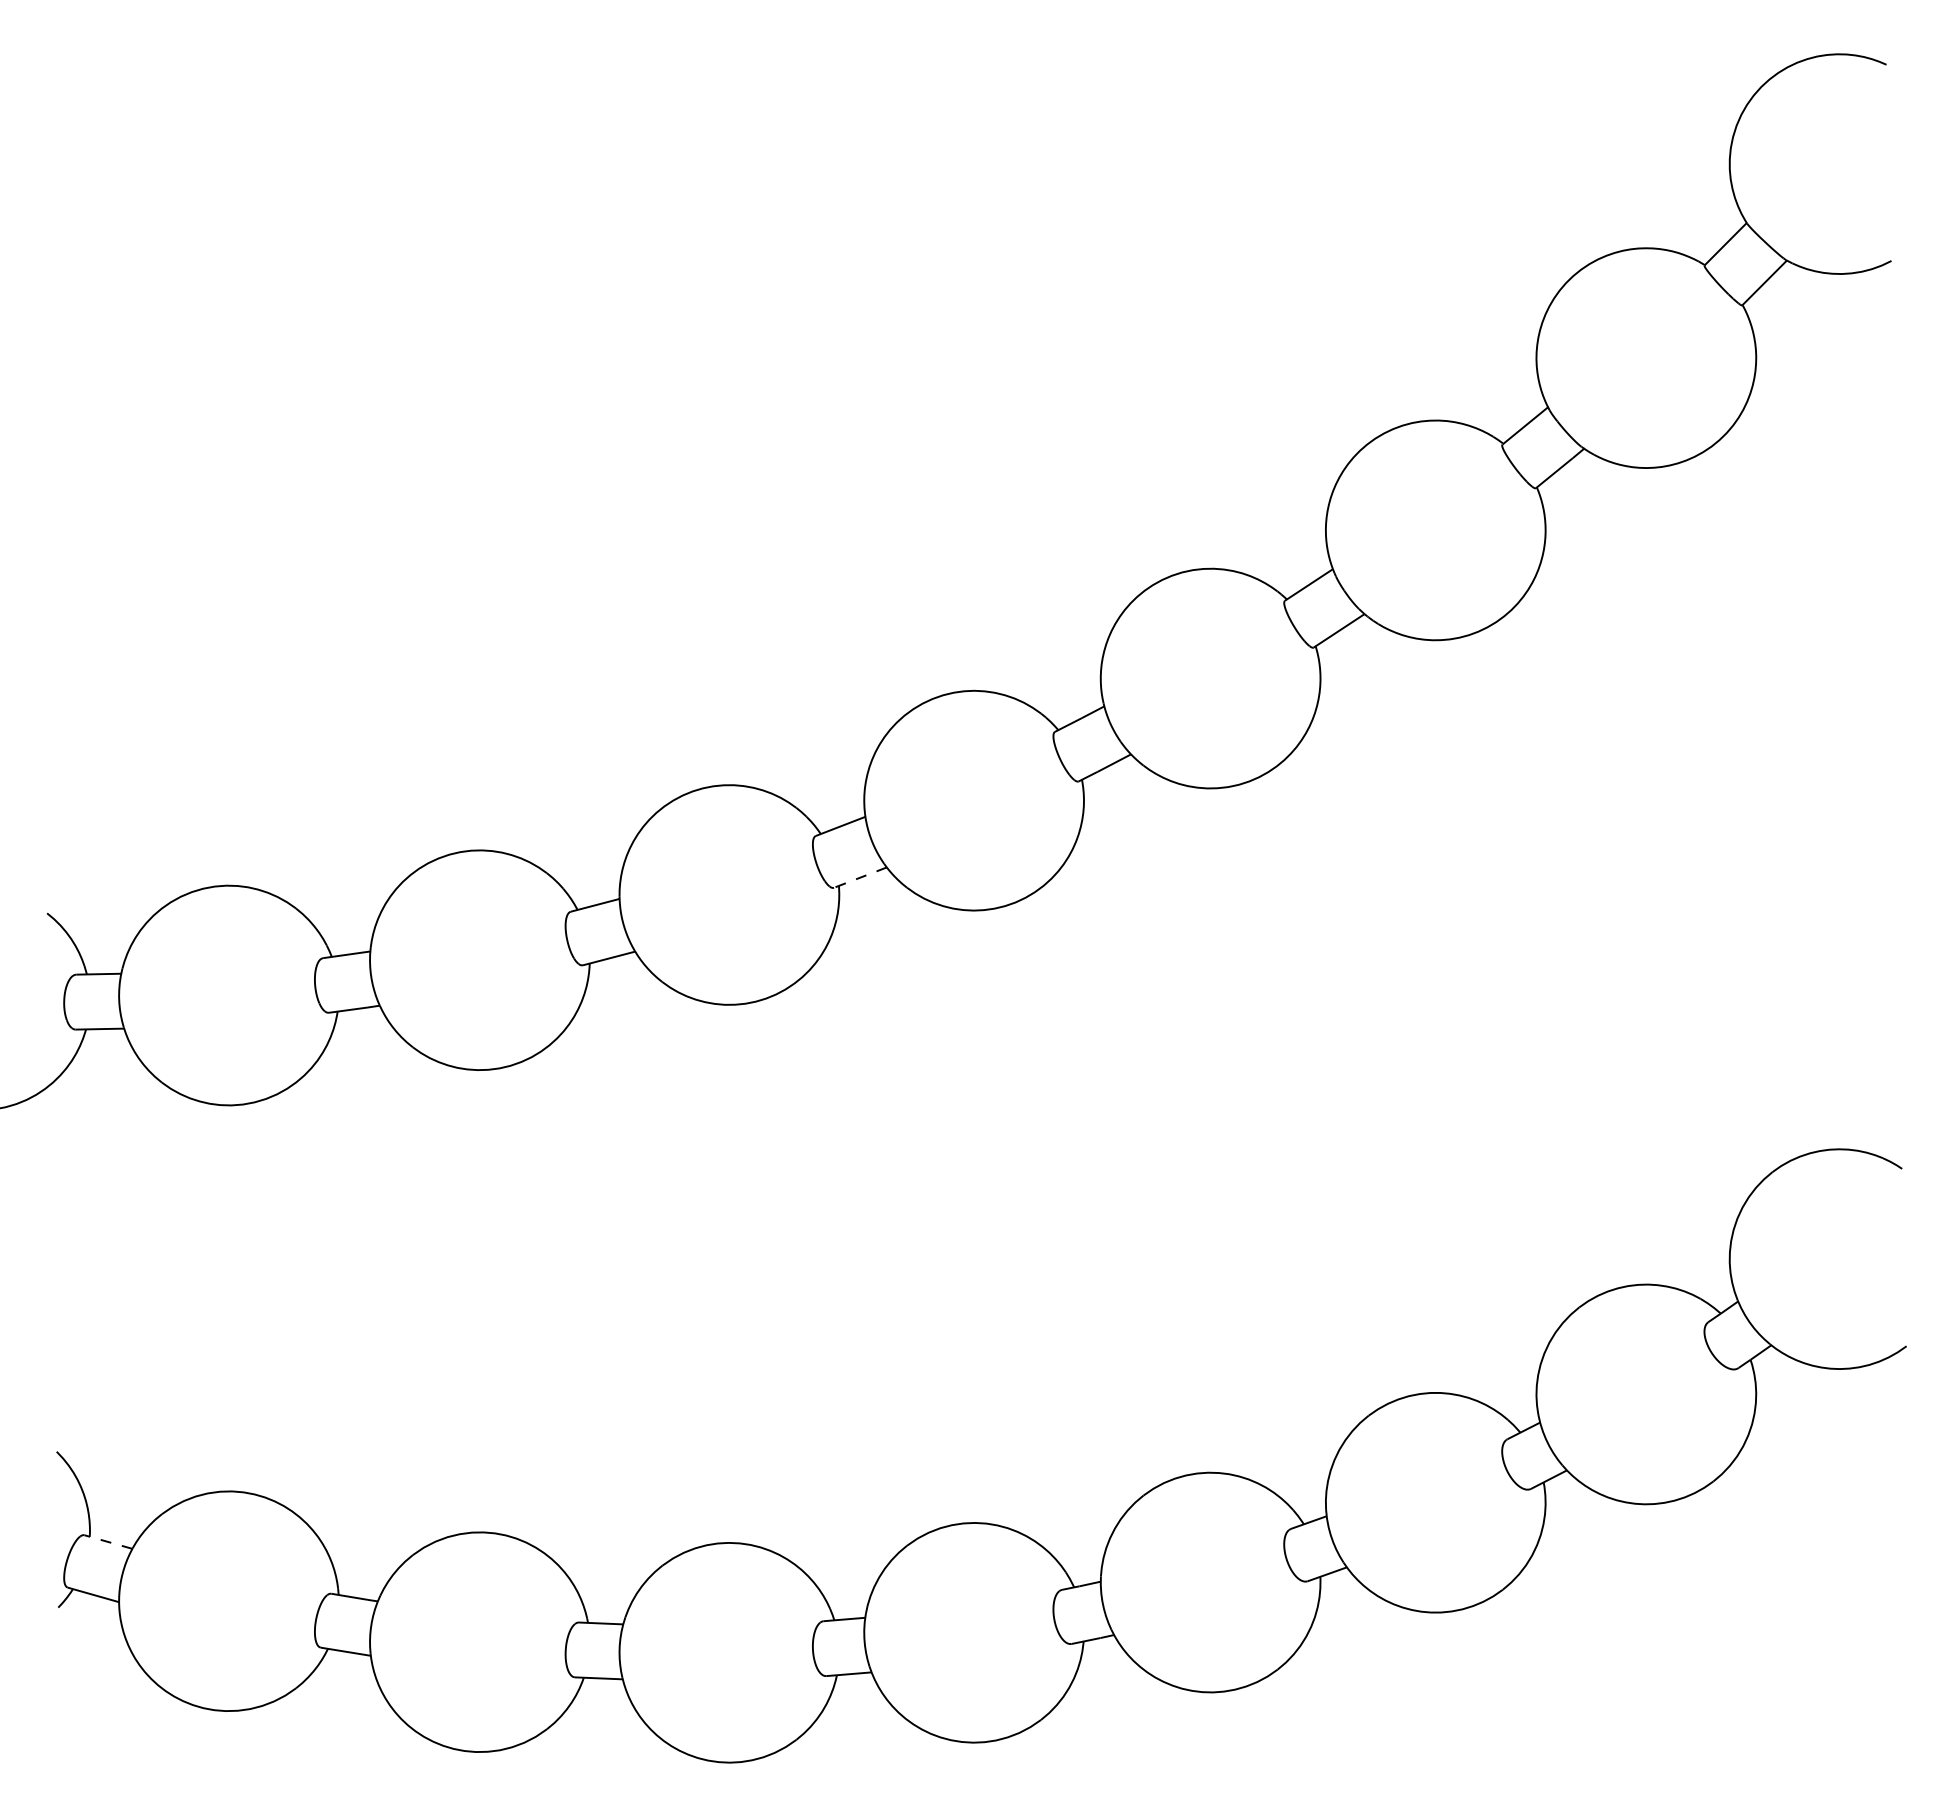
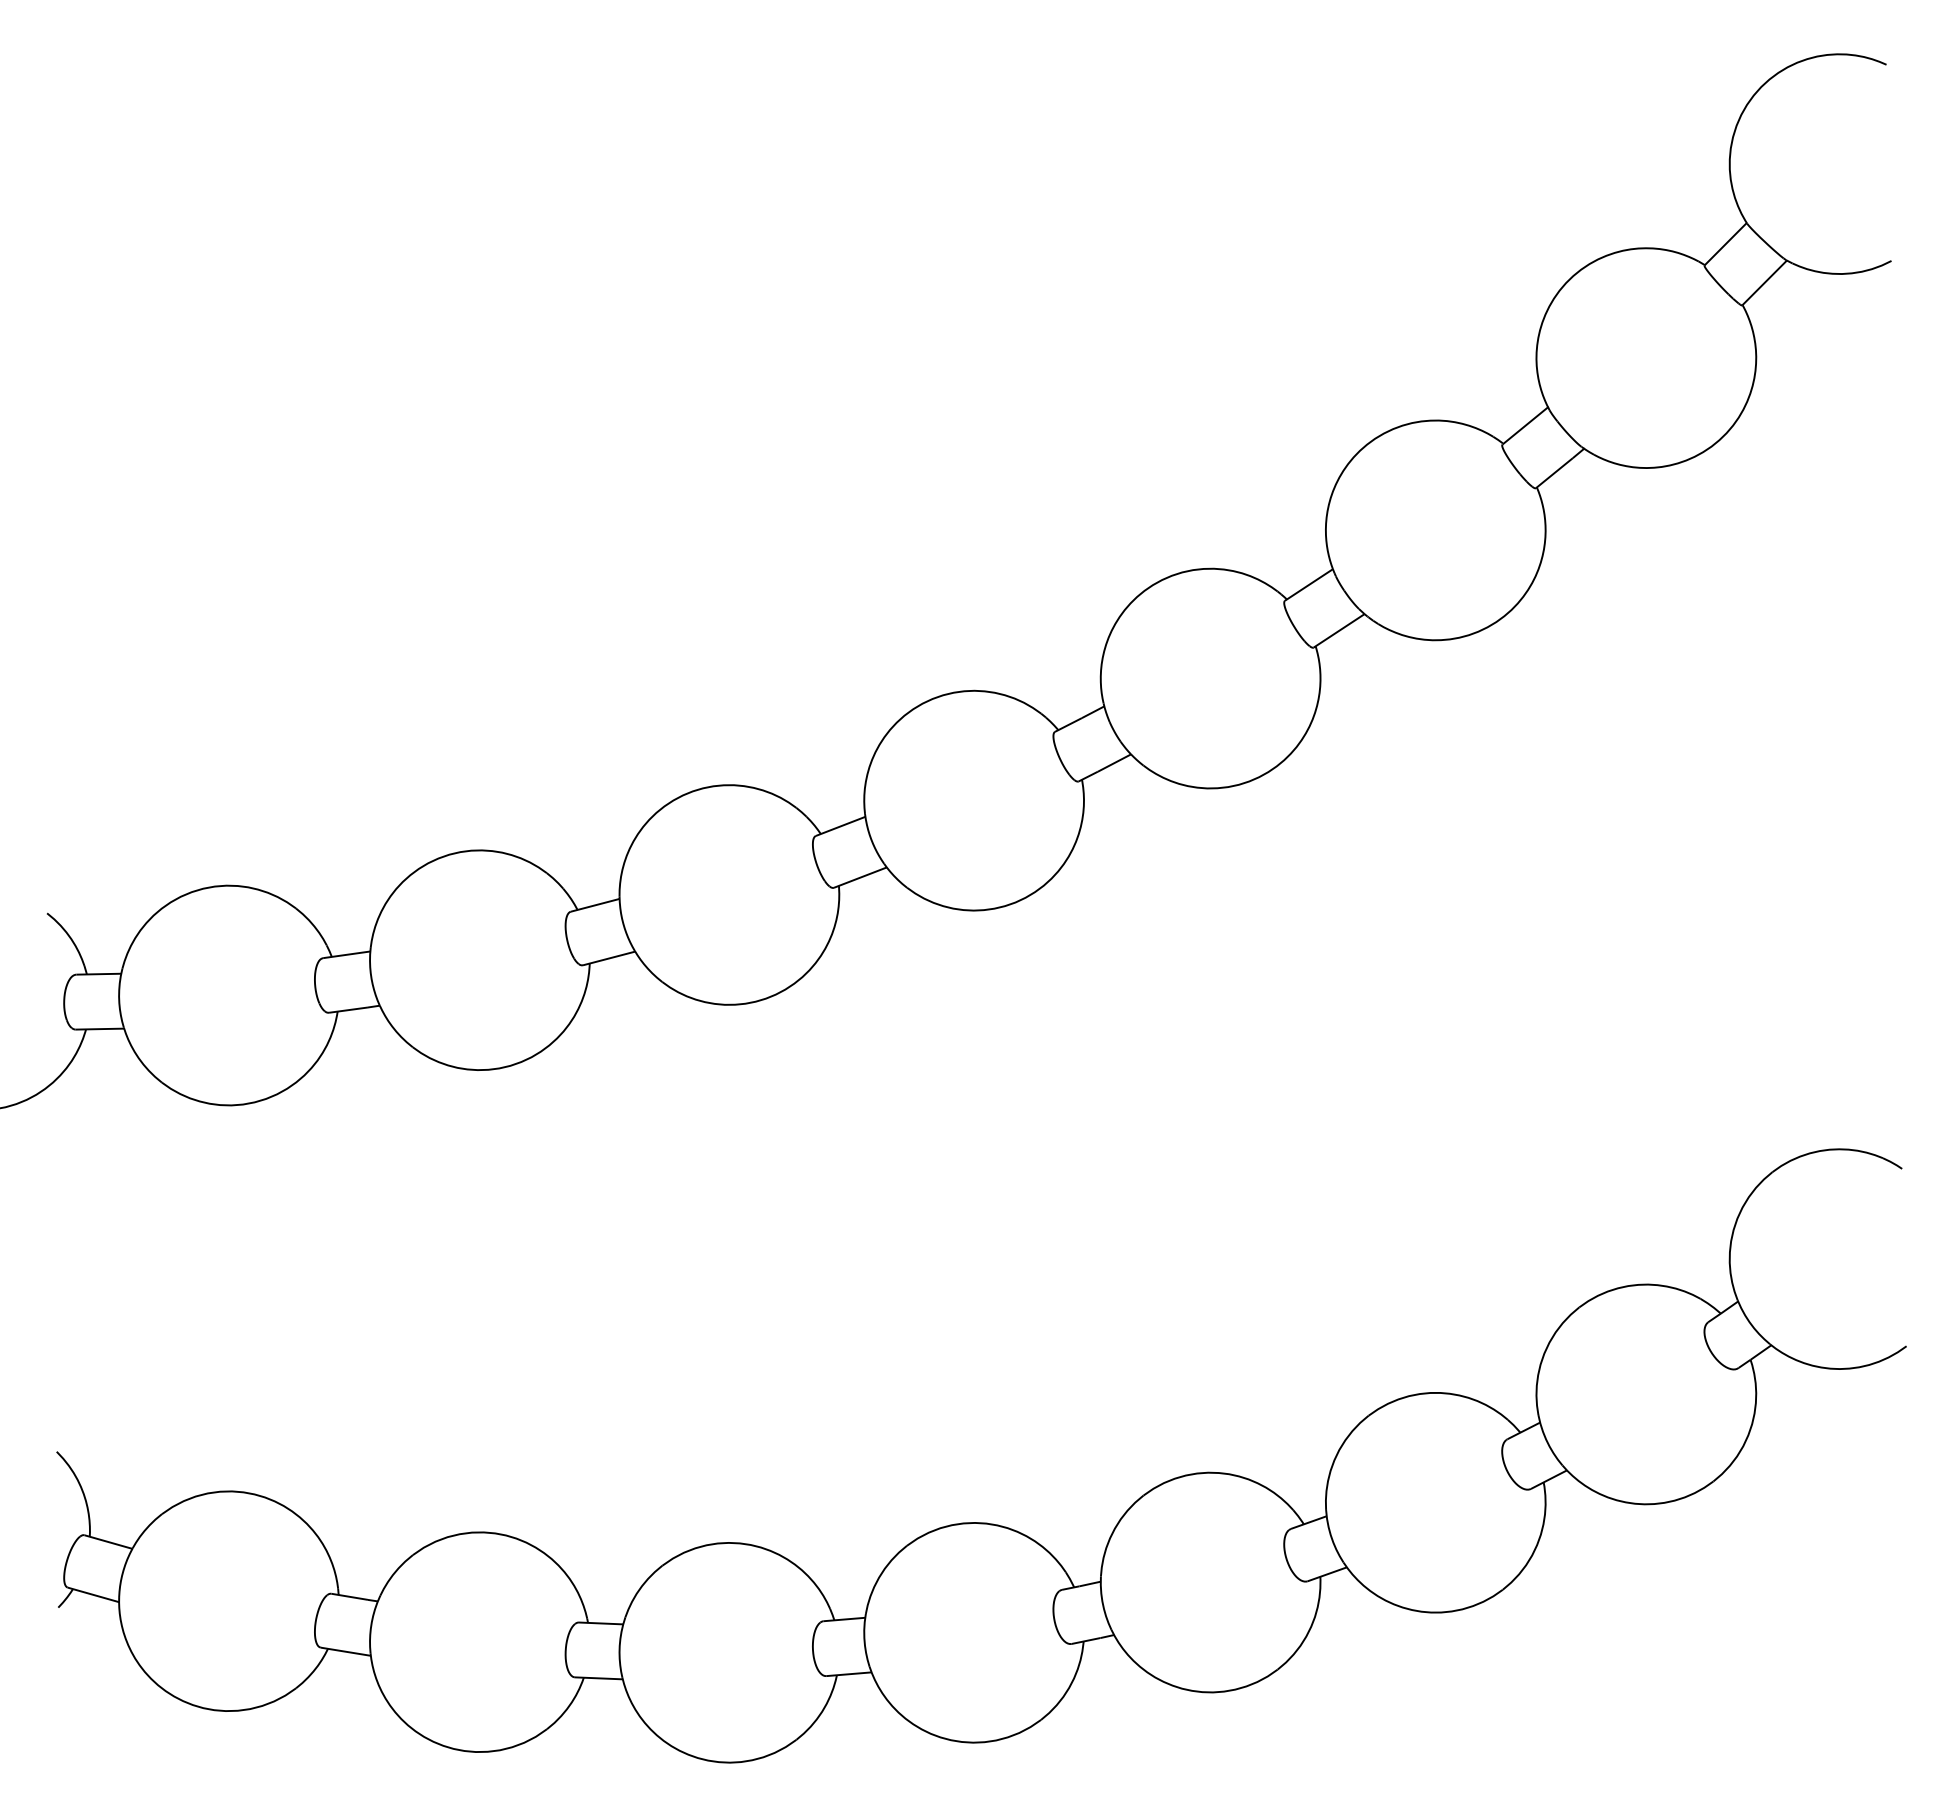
line: dashed -> solid (859, 877)
line: dashed -> solid (108, 1542)
